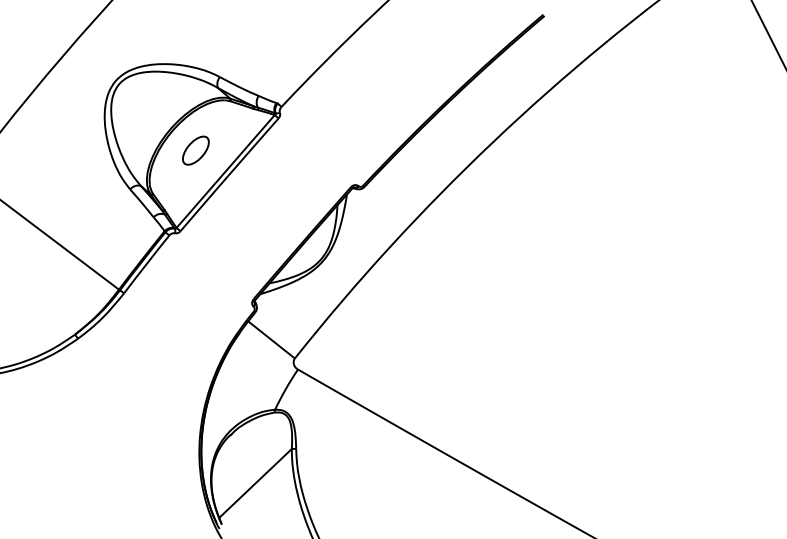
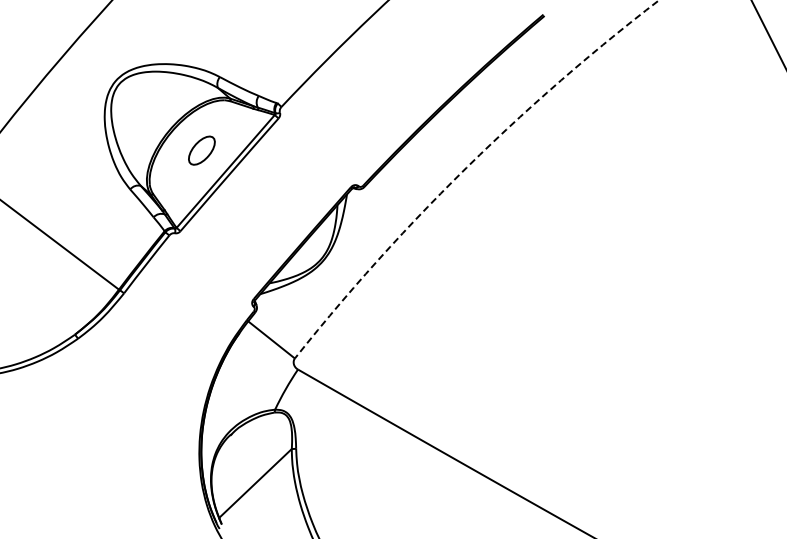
part position: (195, 150) -> (201, 150) (201, 150)
arc: solid -> dashed (466, 168)
